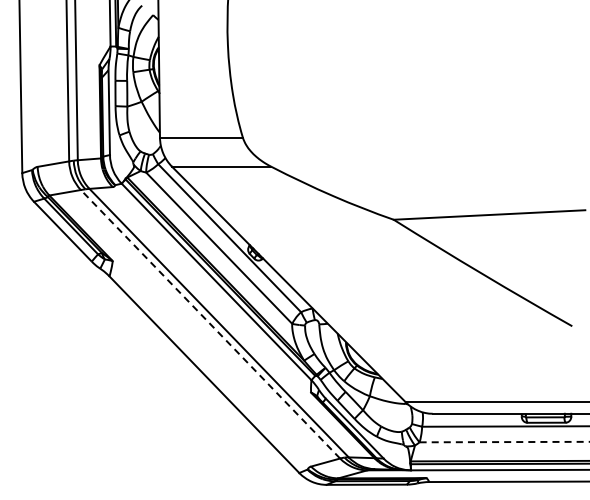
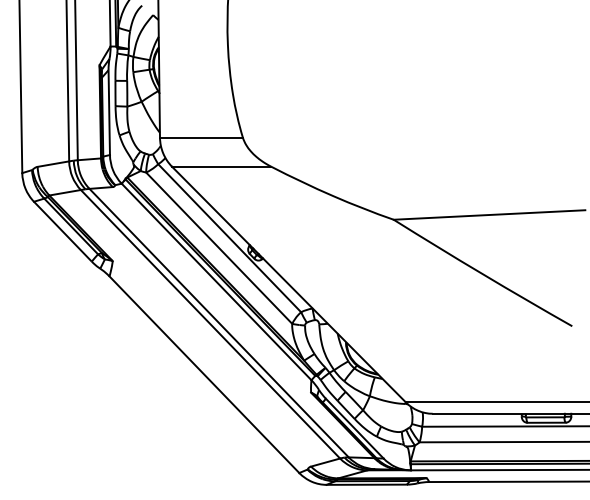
line: dashed -> solid (210, 324)
line: dashed -> solid (505, 442)
